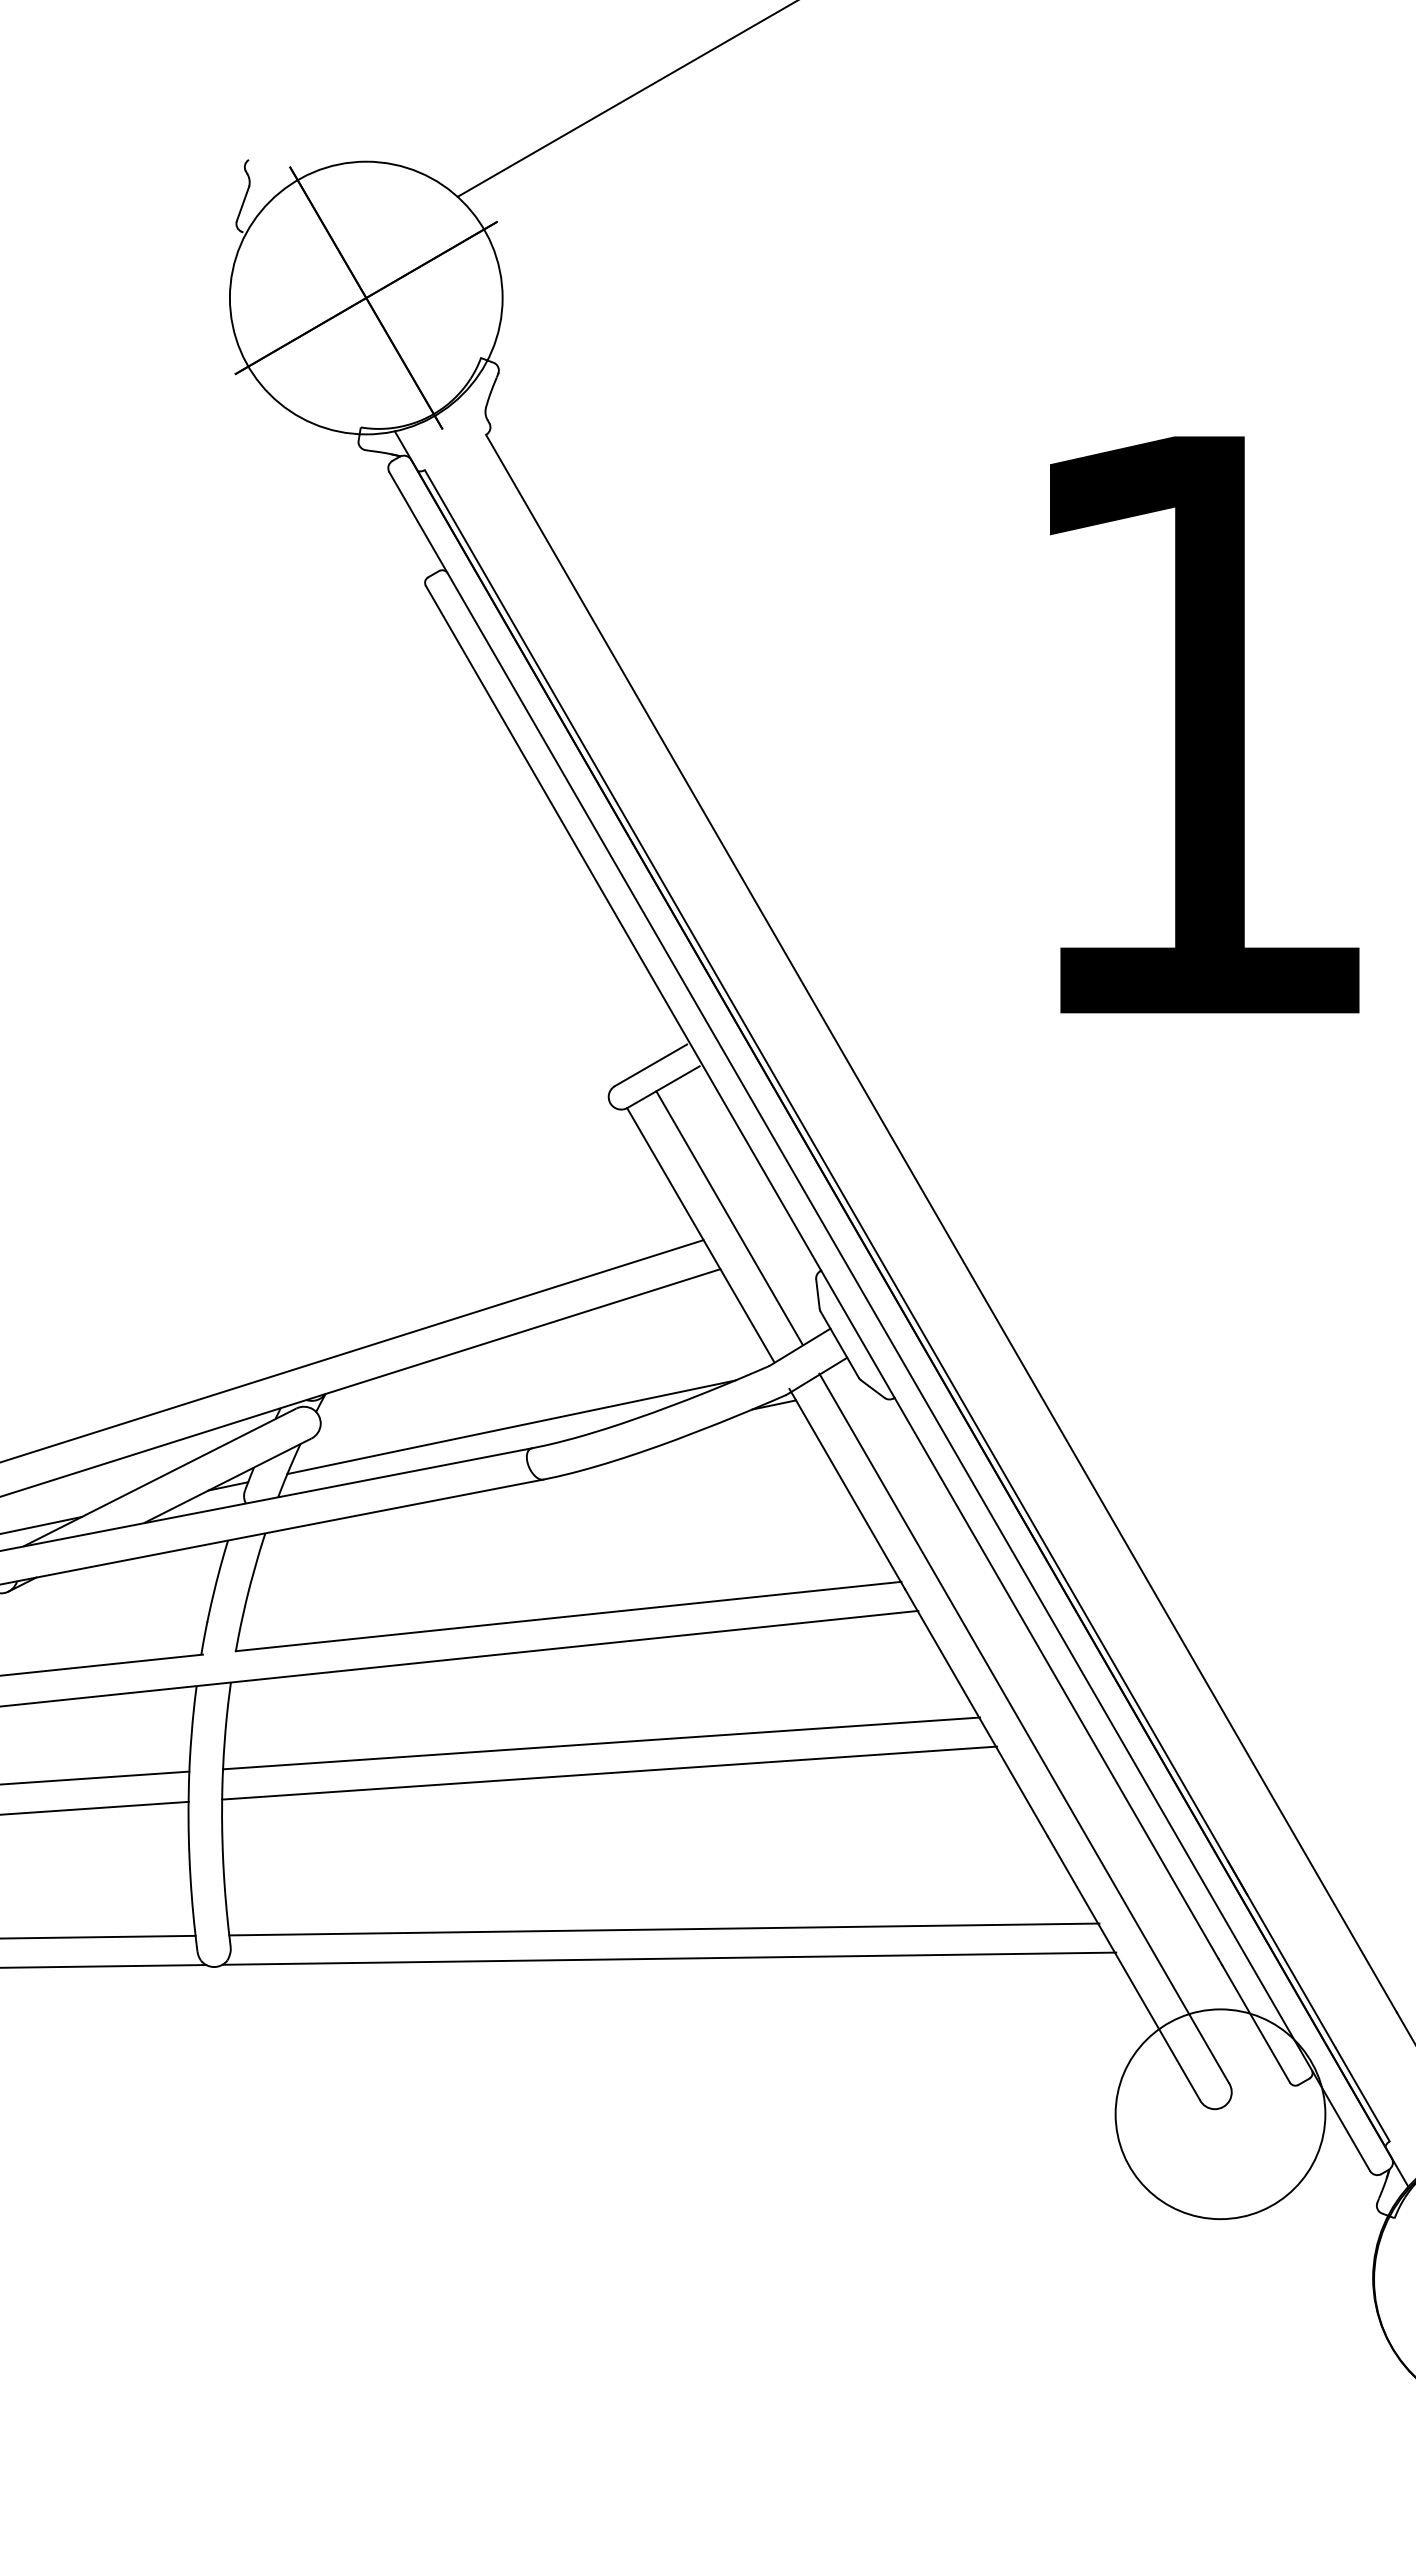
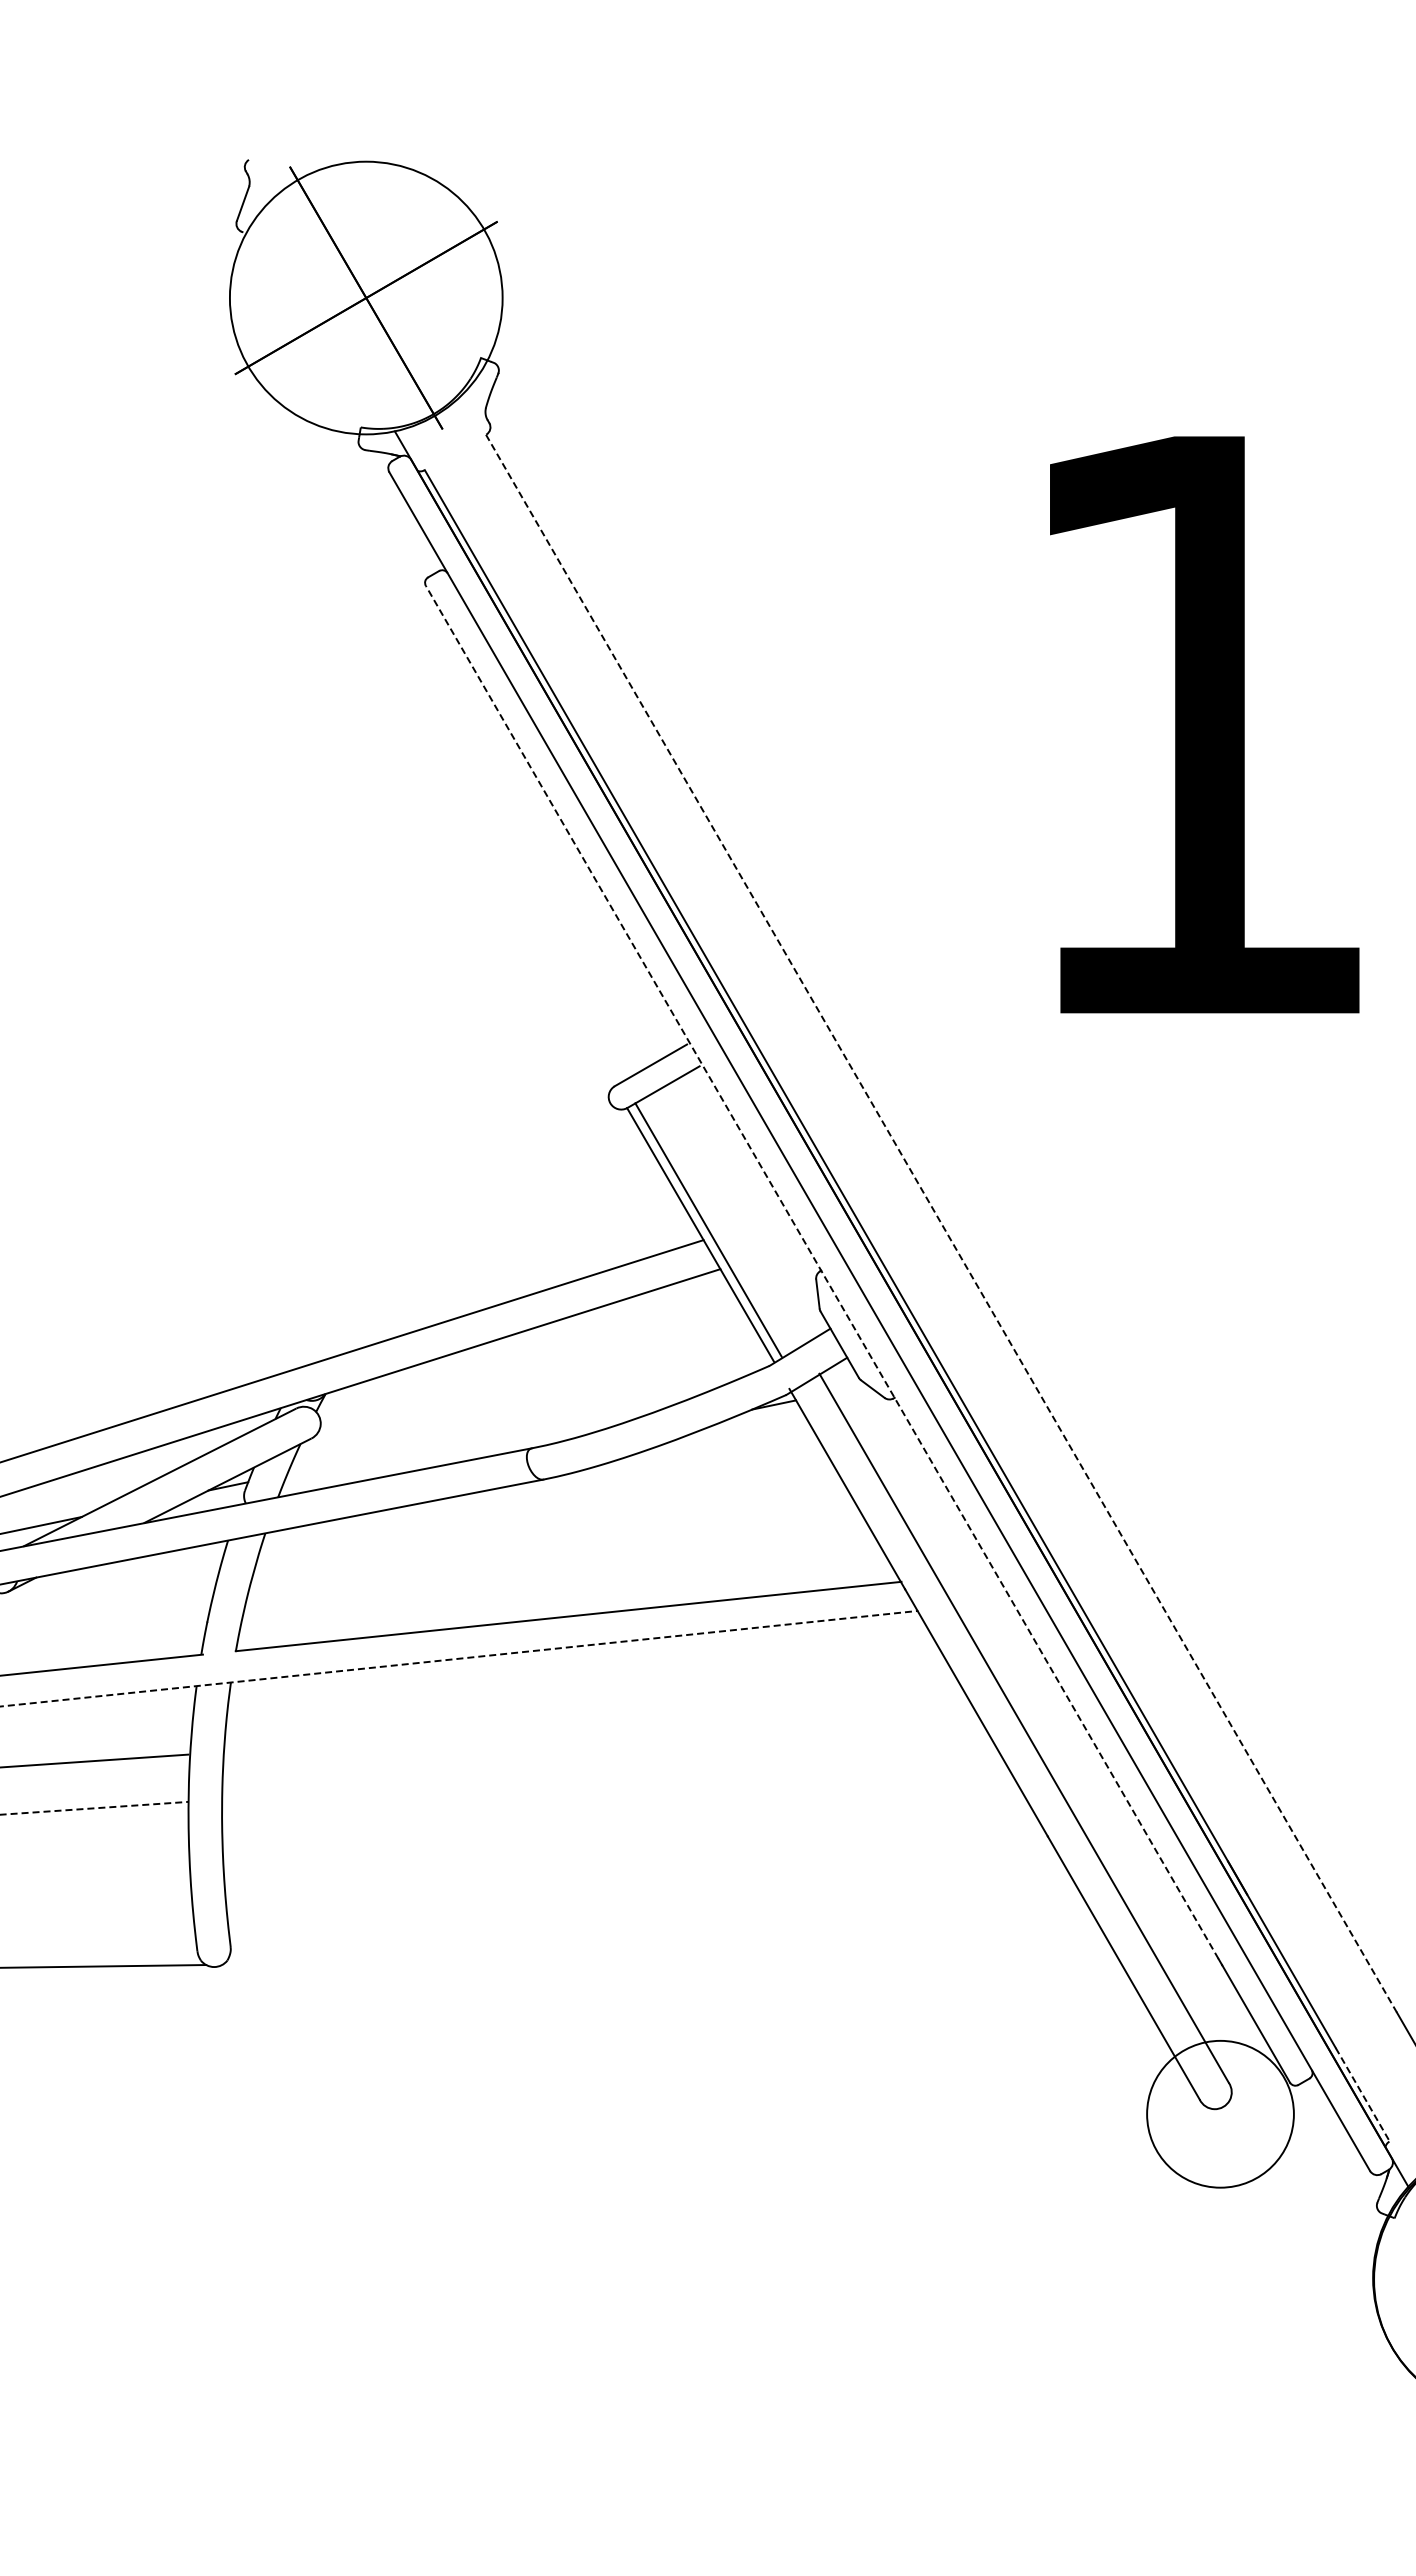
line: present -> none (625, 99)
line position: (729, 1217) -> (708, 1229) (708, 1229)
line: solid -> dashed (941, 1223)
line: solid -> dashed (822, 1272)
line: present -> none (511, 1427)
line: solid -> dashed (459, 1658)
line: present -> none (601, 1743)
line: present -> none (609, 1772)
line position: (95, 1777) -> (95, 1760) (95, 1760)
line: solid -> dashed (95, 1808)
line: present -> none (664, 1929)
line: present -> none (98, 1936)
line: present -> none (669, 1958)
line: solid -> dashed (1362, 2094)
circle diameter: 210 px -> 147 px (1220, 2113)
